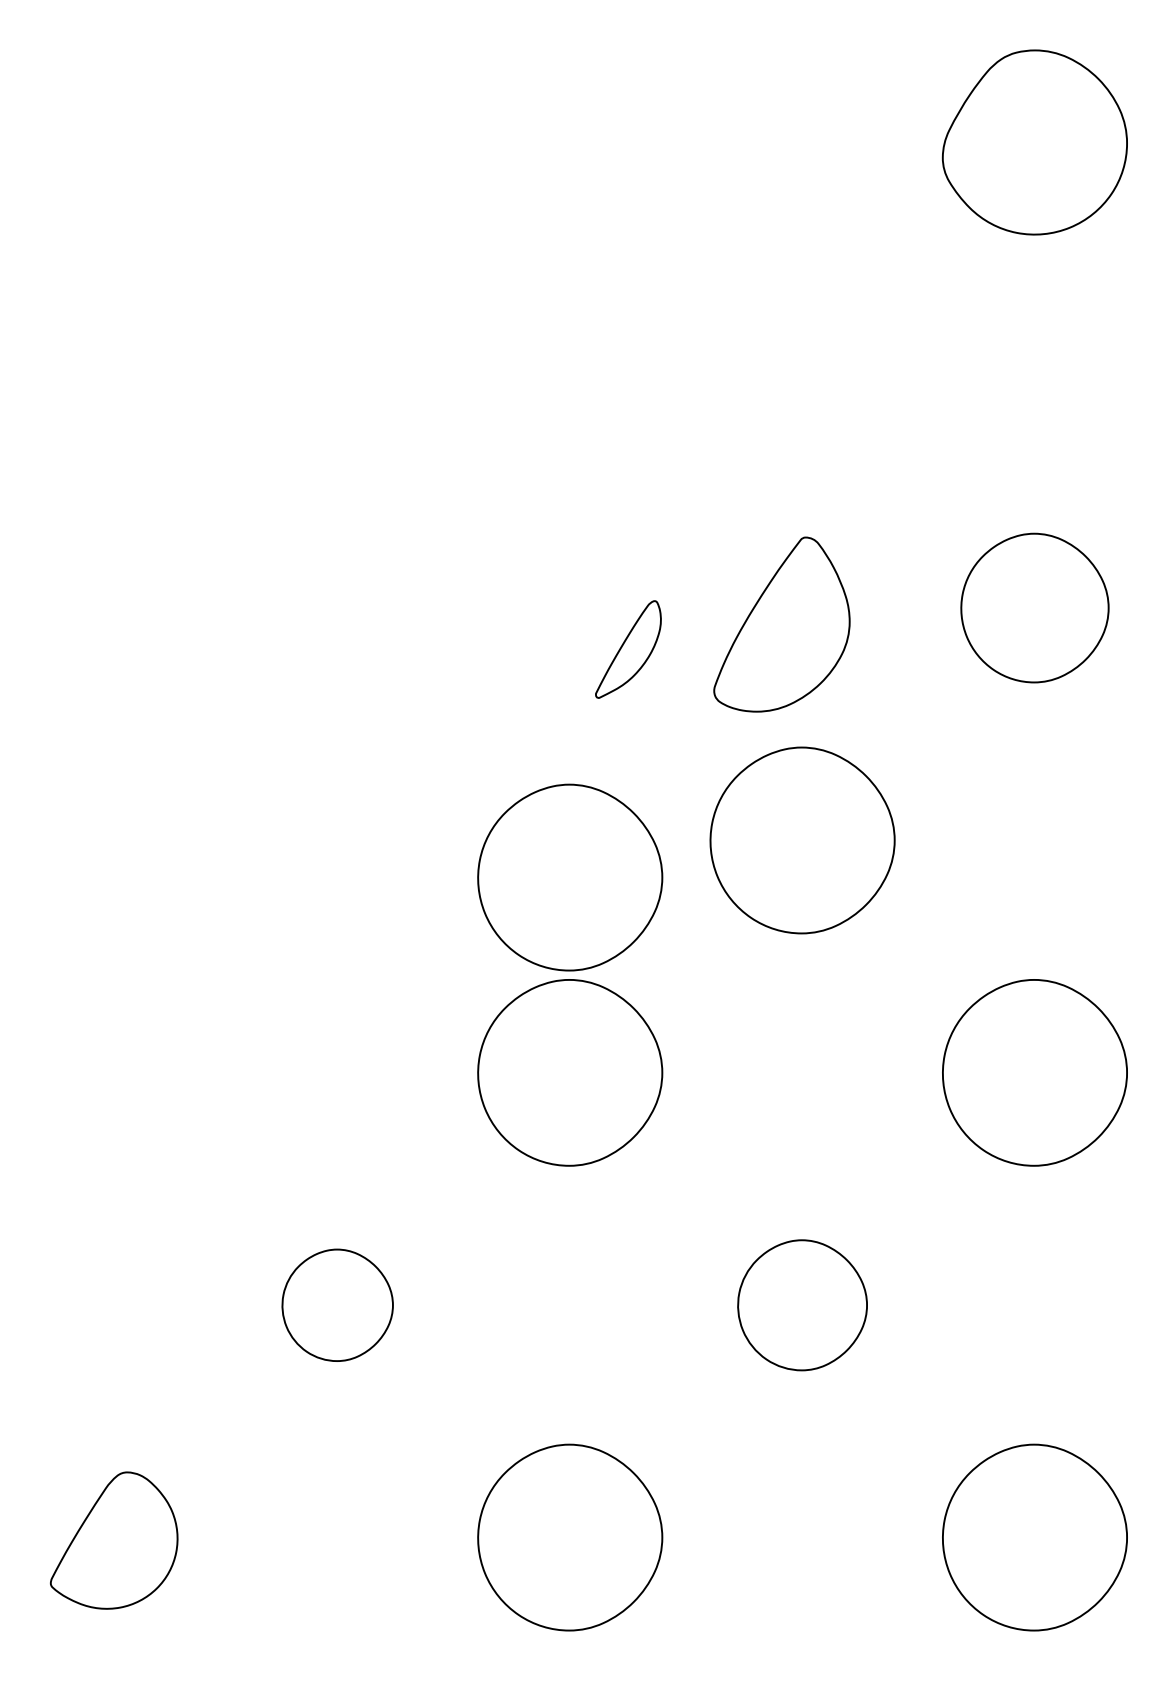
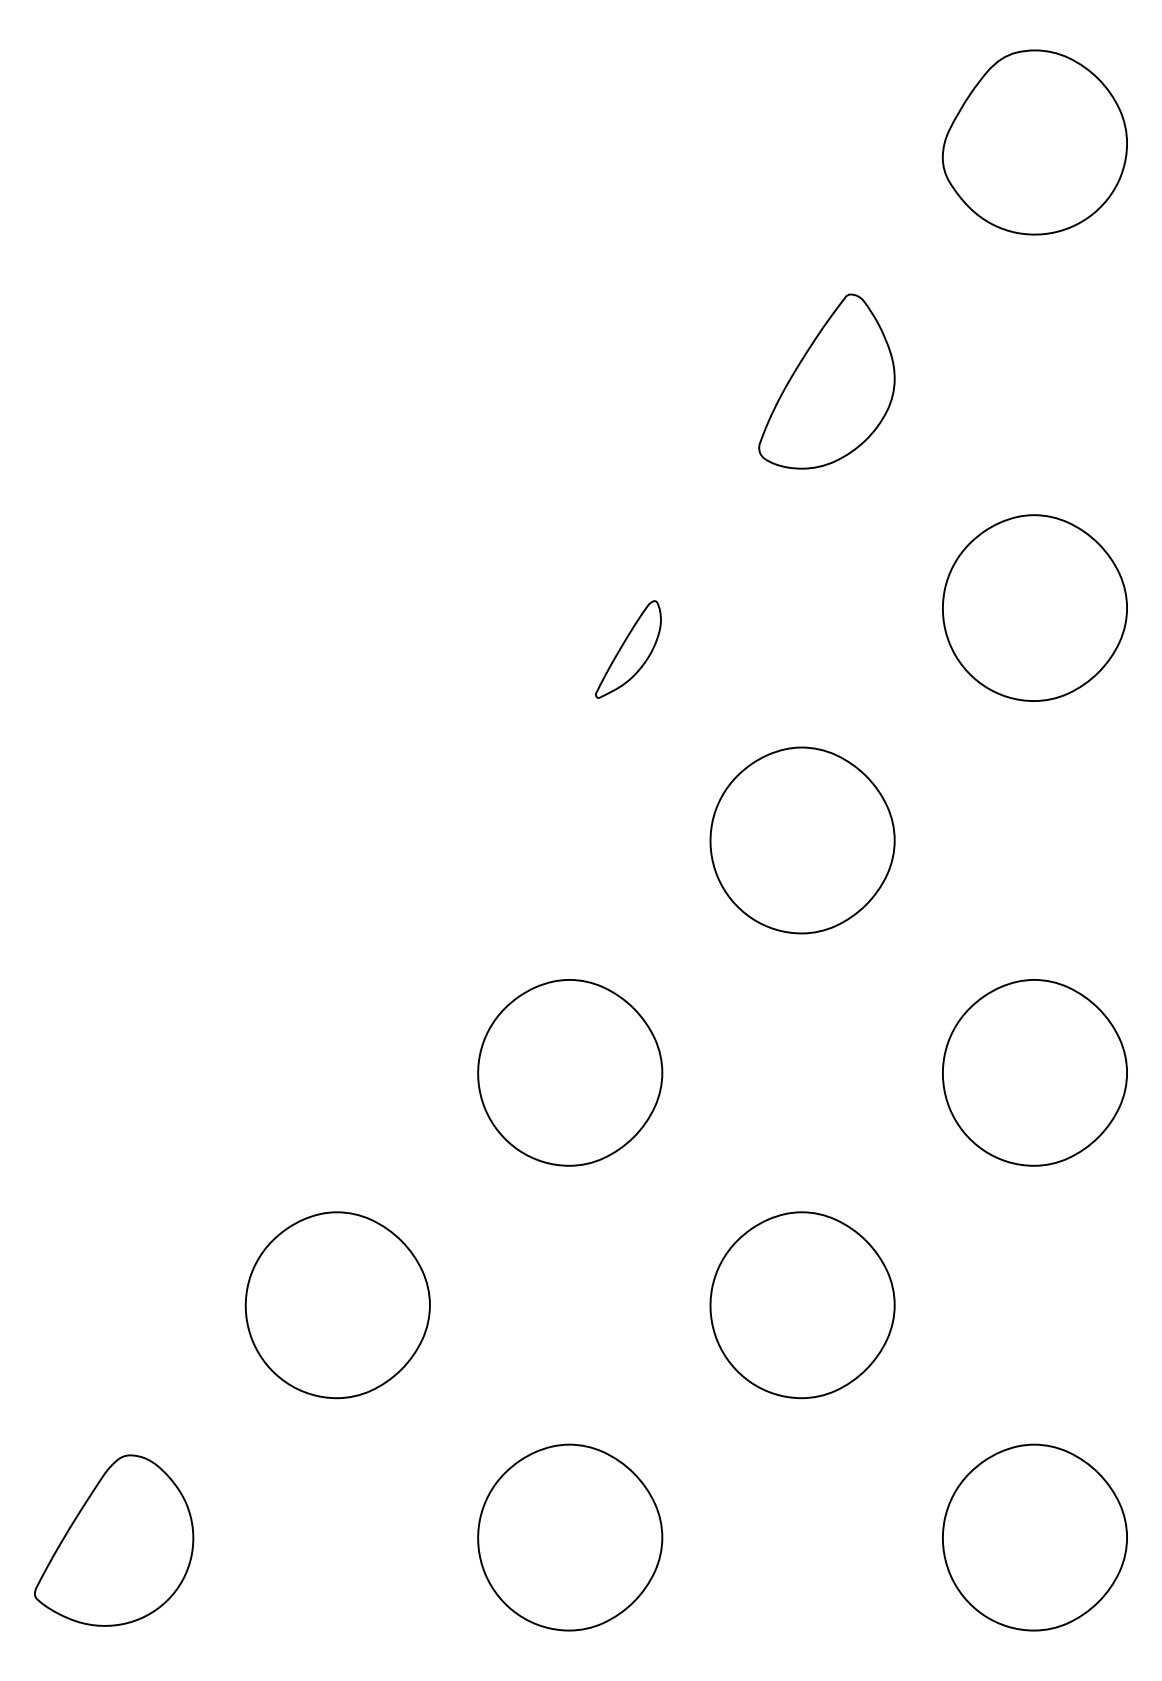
part size: 150x152 px -> 186x188 px (1034, 607)
part position: (781, 624) -> (826, 381) (826, 381)
part: present -> none (570, 877)
part size: 113x114 px -> 187x189 px (337, 1305)
part size: 131x133 px -> 187x189 px (802, 1305)
part size: 129x139 px -> 161x173 px (114, 1540)
